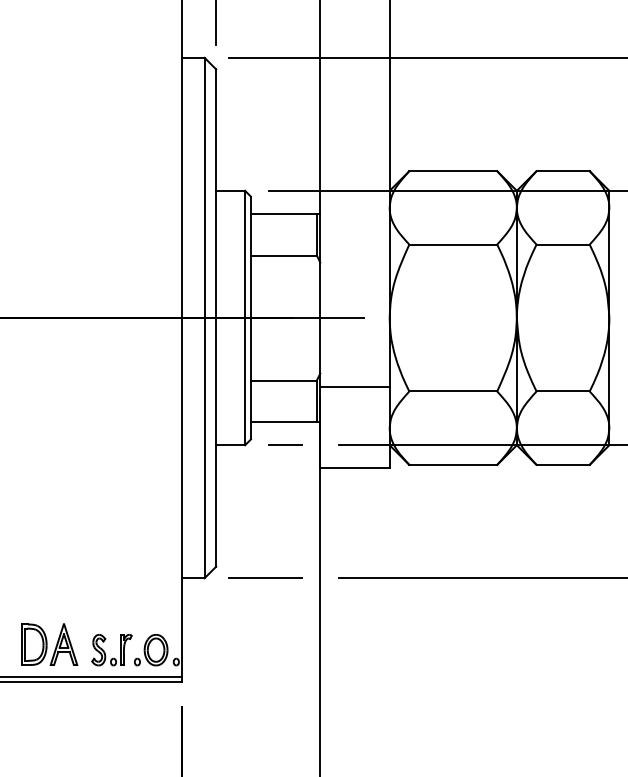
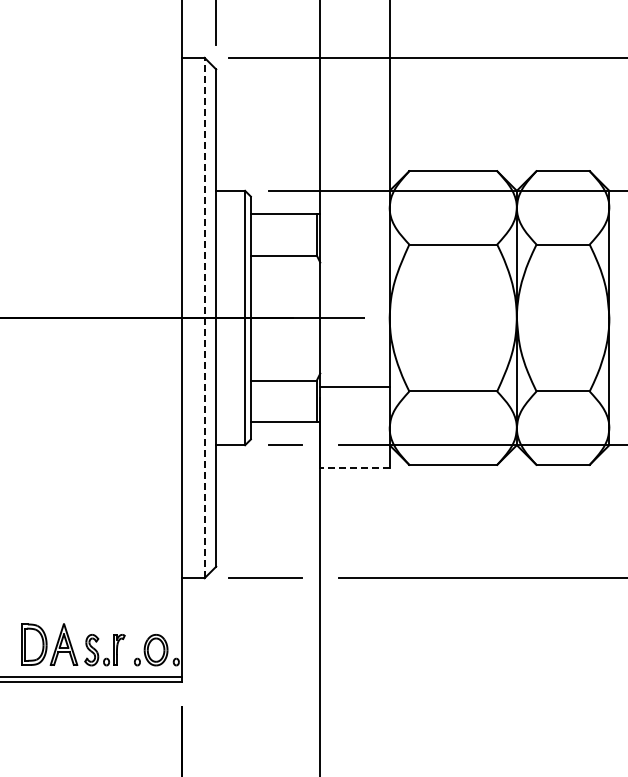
line: solid -> dashed (204, 317)
line: solid -> dashed (354, 468)
part position: (105, 652) -> (98, 652) (98, 652)
